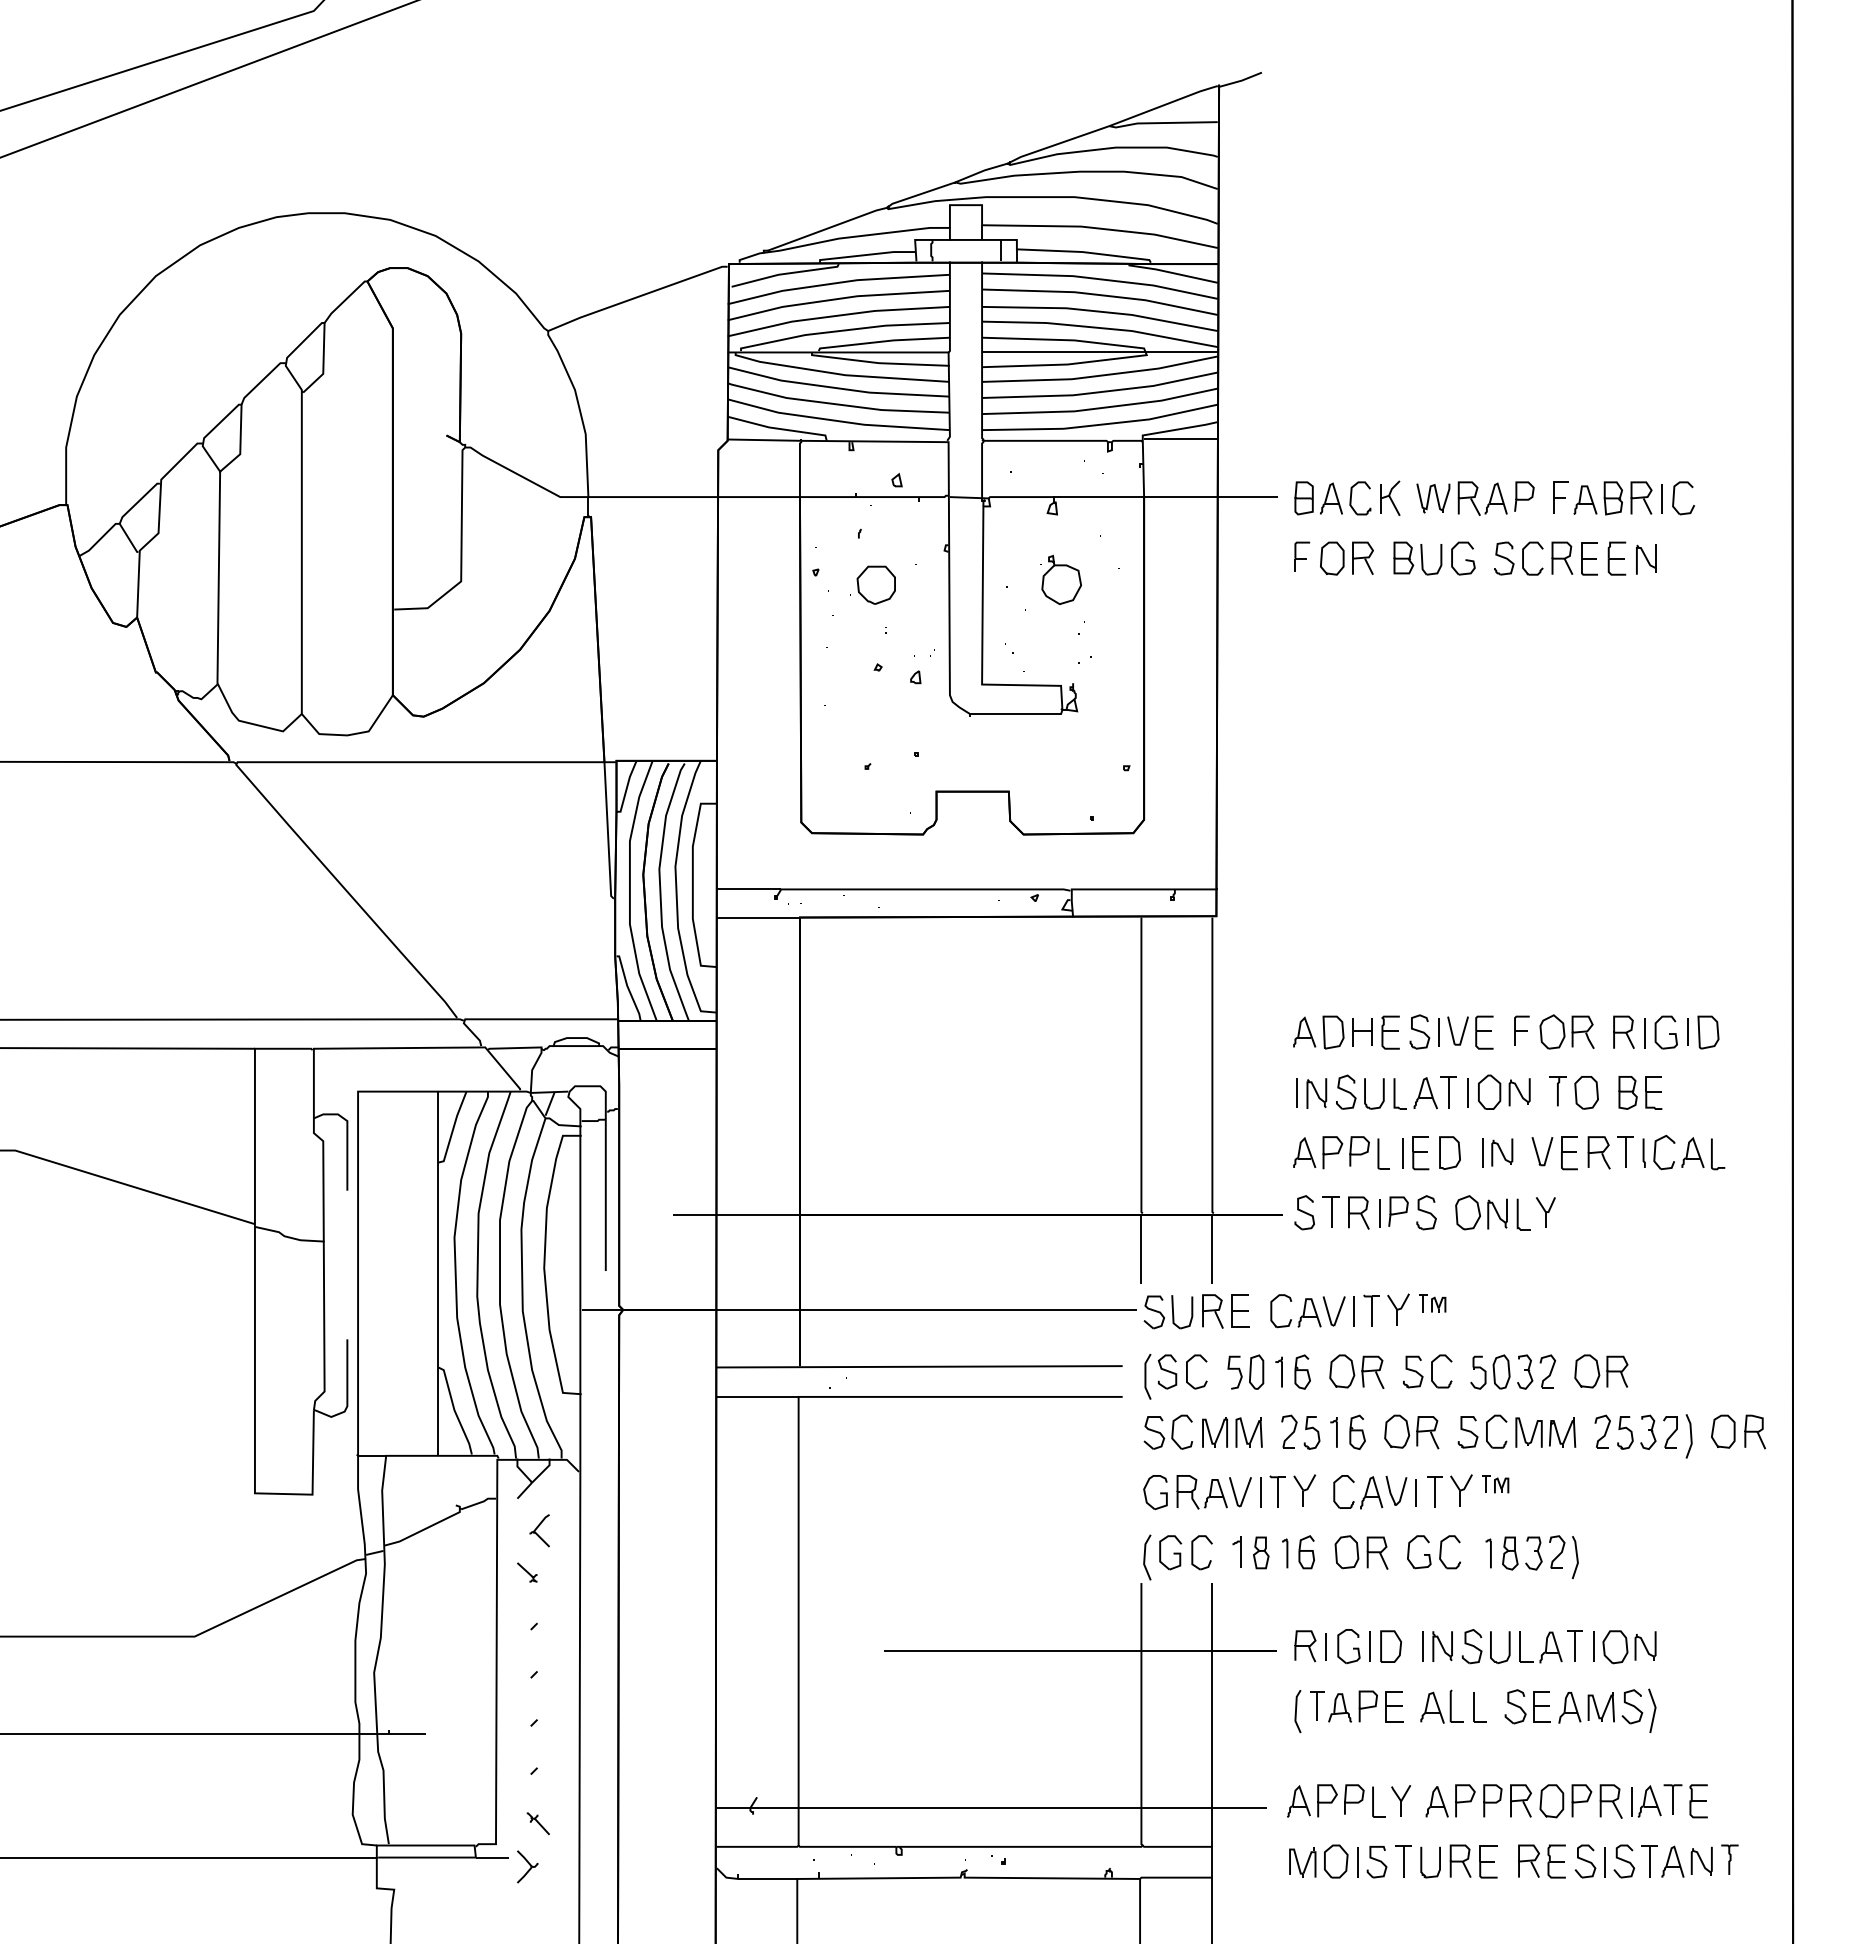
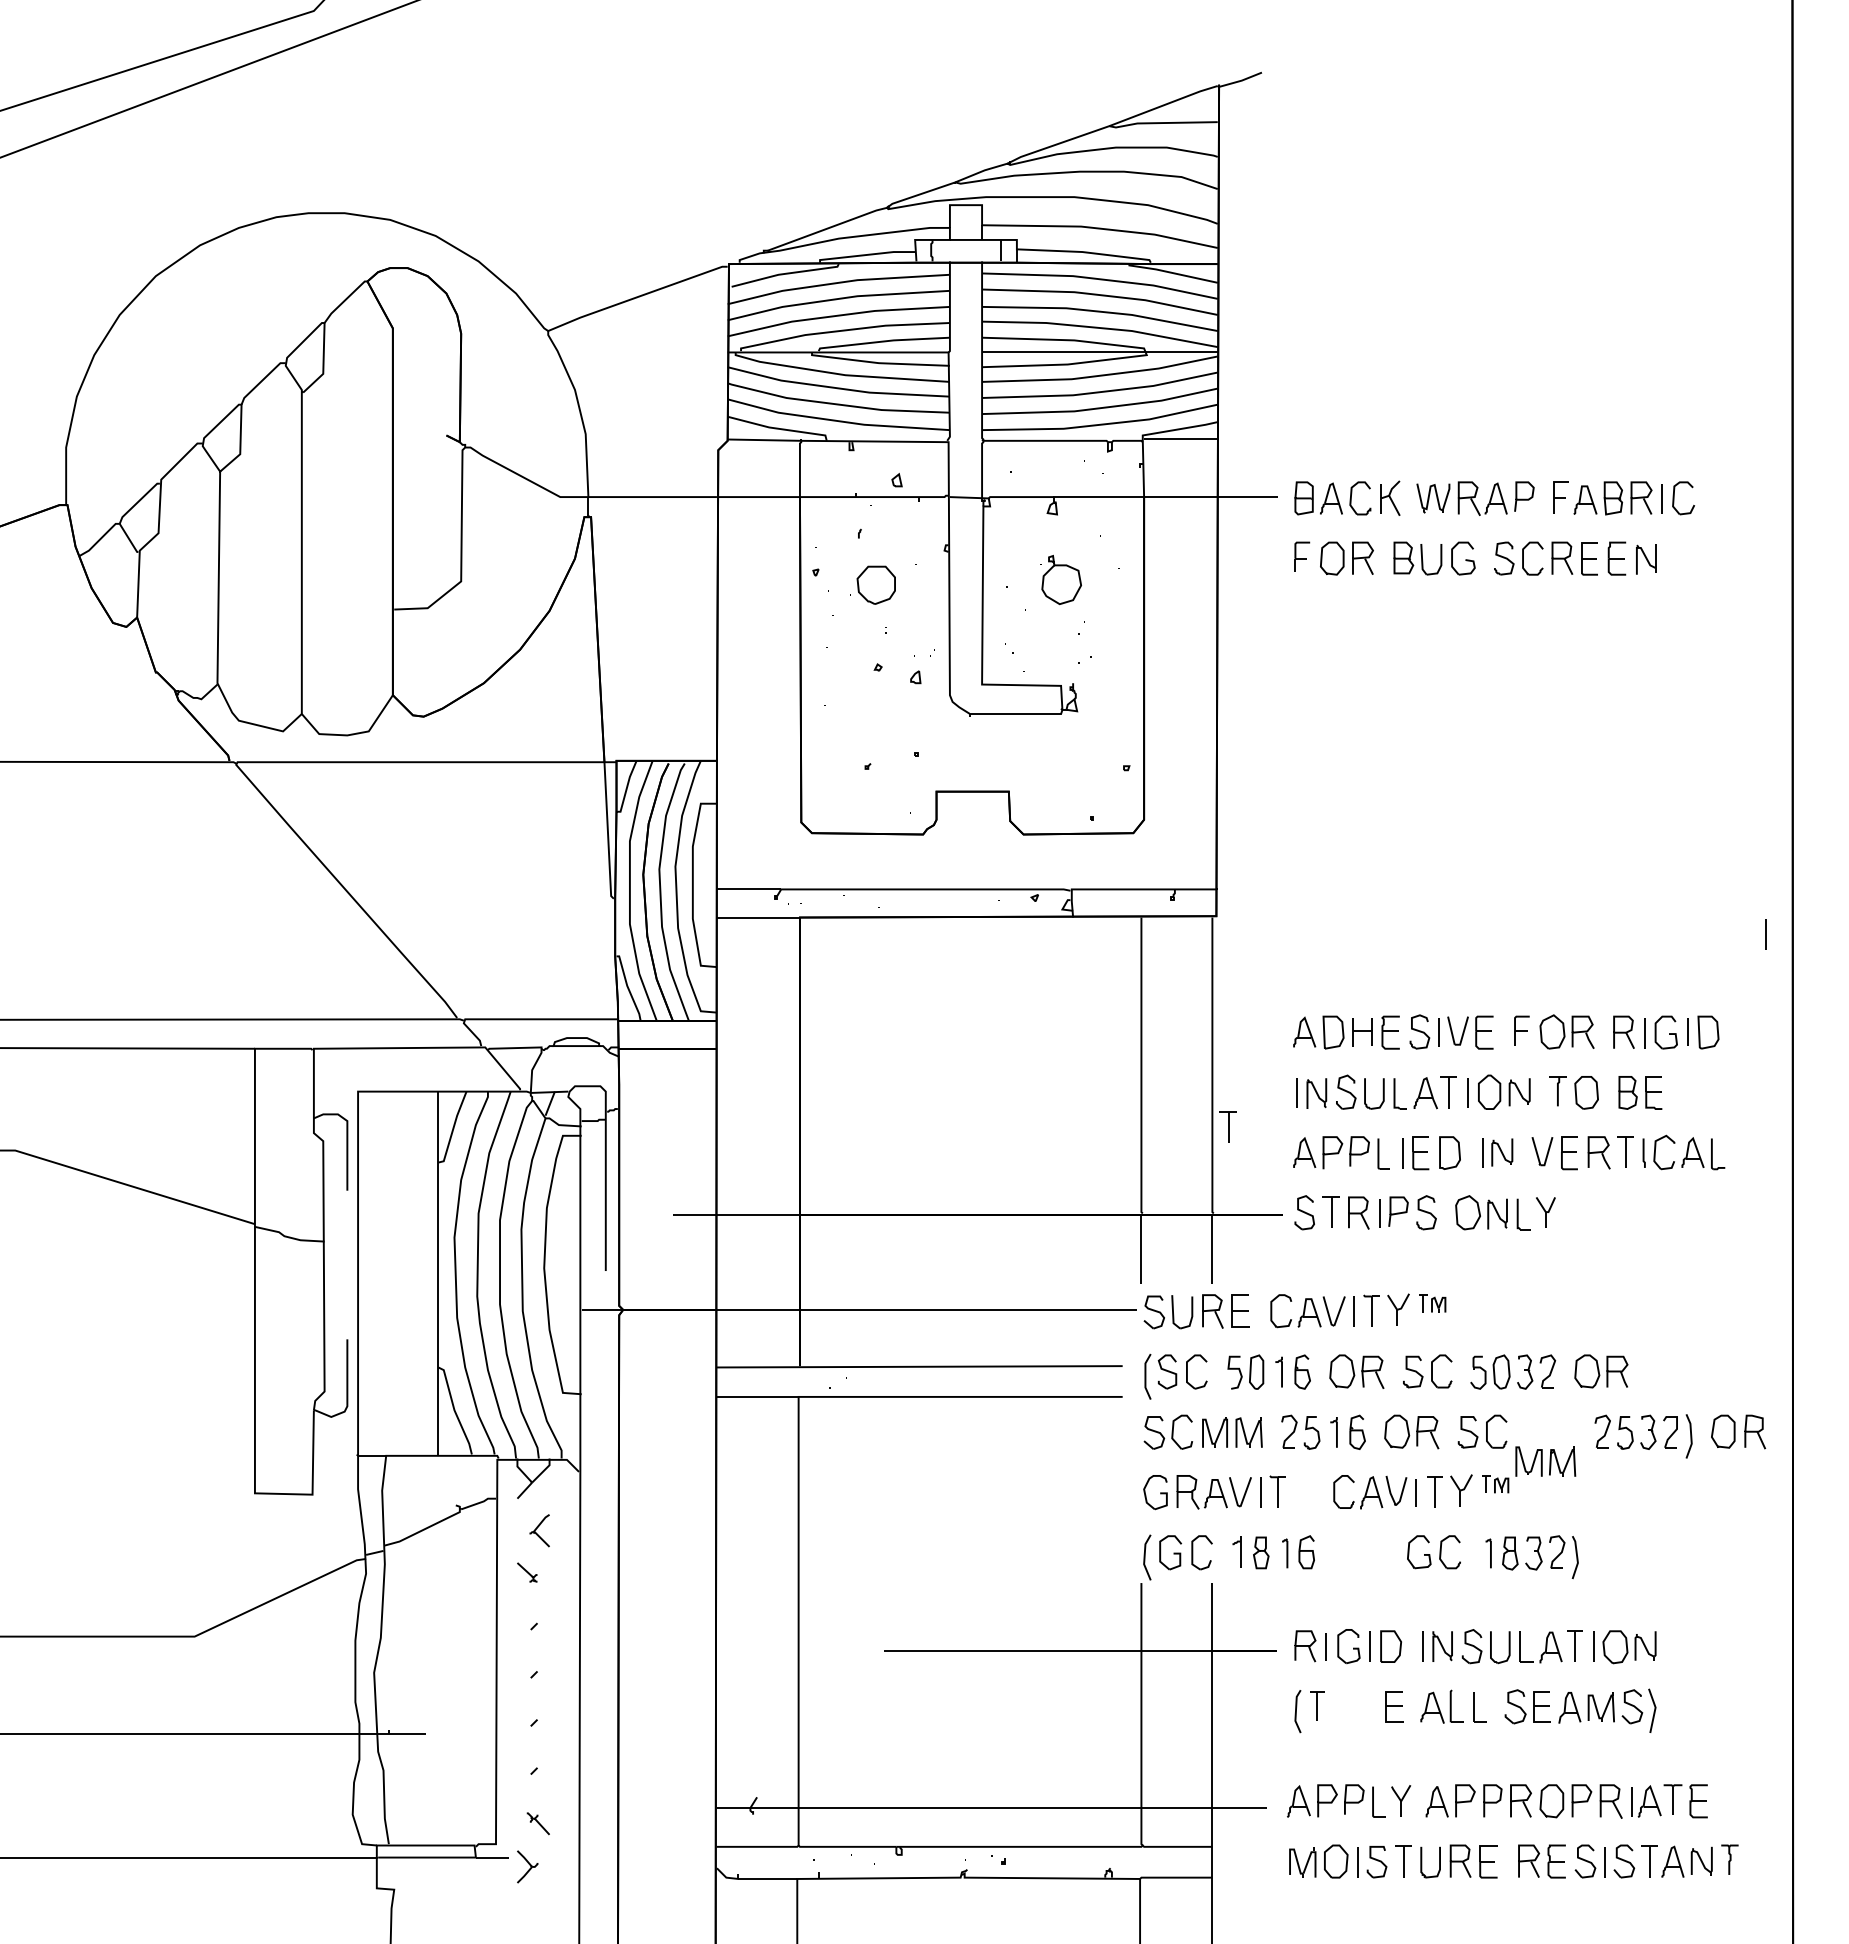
line: none -> present (1765, 934)
part: none -> present (1227, 1126)
part position: (1545, 1432) -> (1545, 1461) (1545, 1461)
part: present -> none (1304, 1490)
part: present -> none (1361, 1552)
part: present -> none (1352, 1706)
